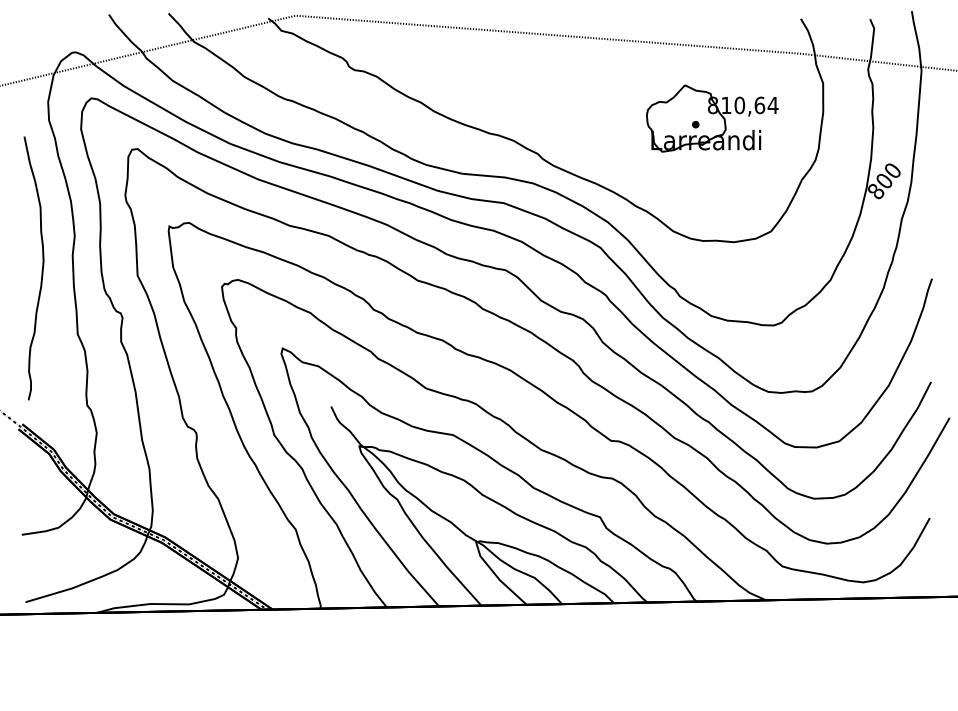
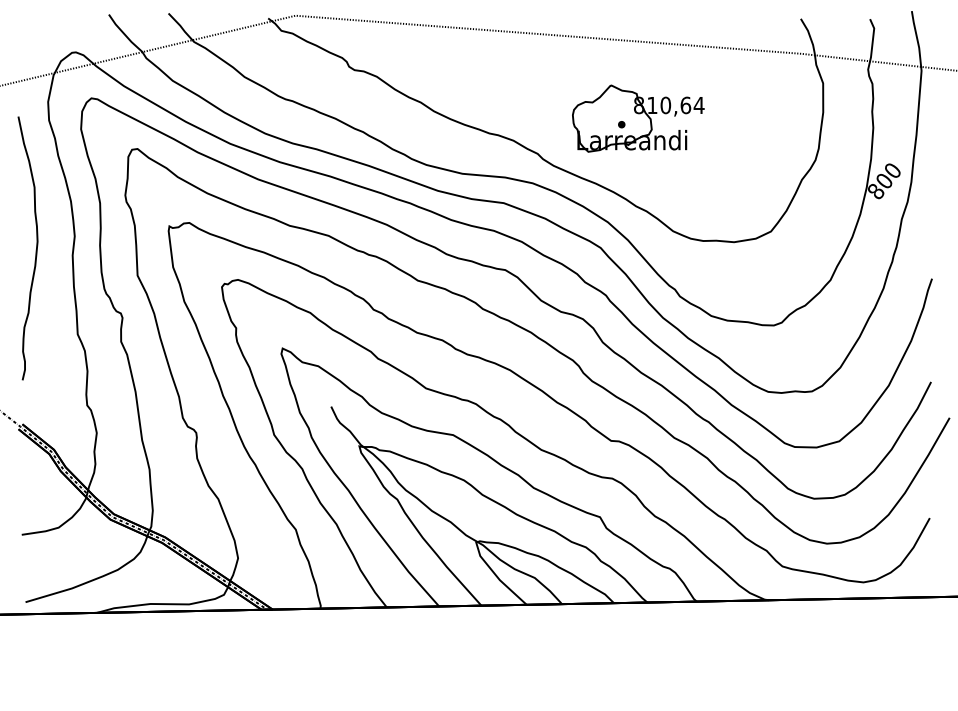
part position: (712, 118) -> (638, 118) (638, 118)
curve position: (41, 270) -> (35, 250) (35, 250)
